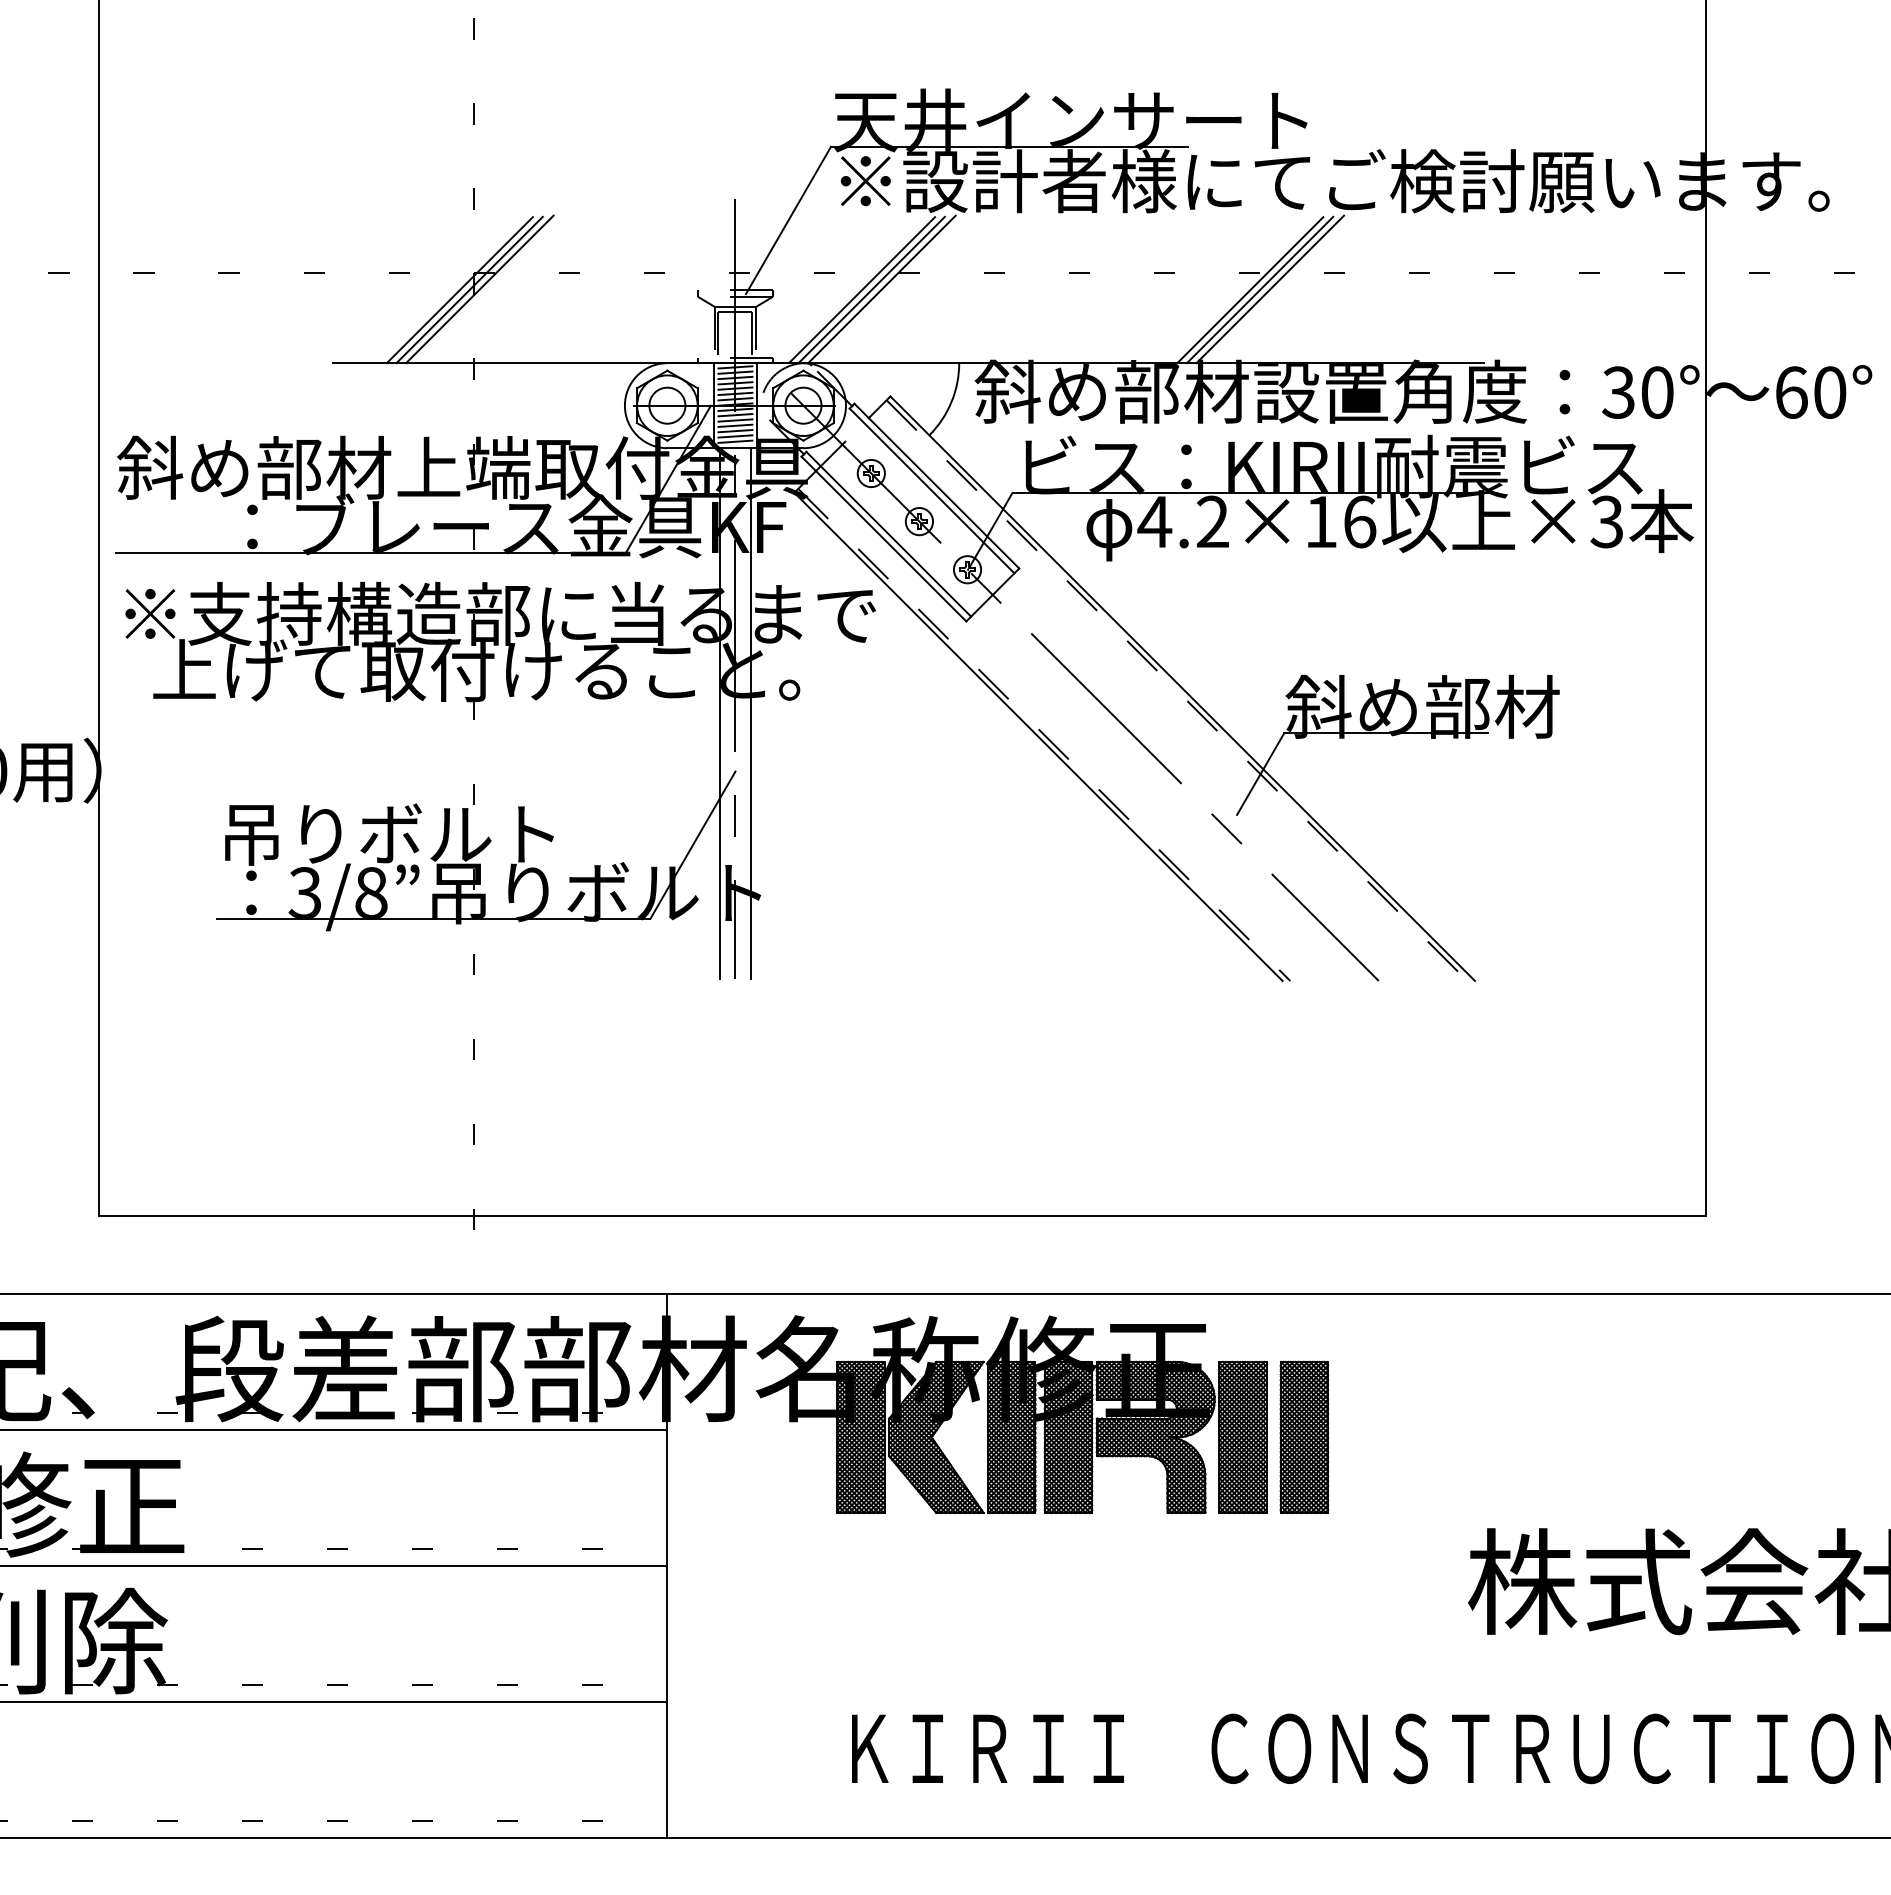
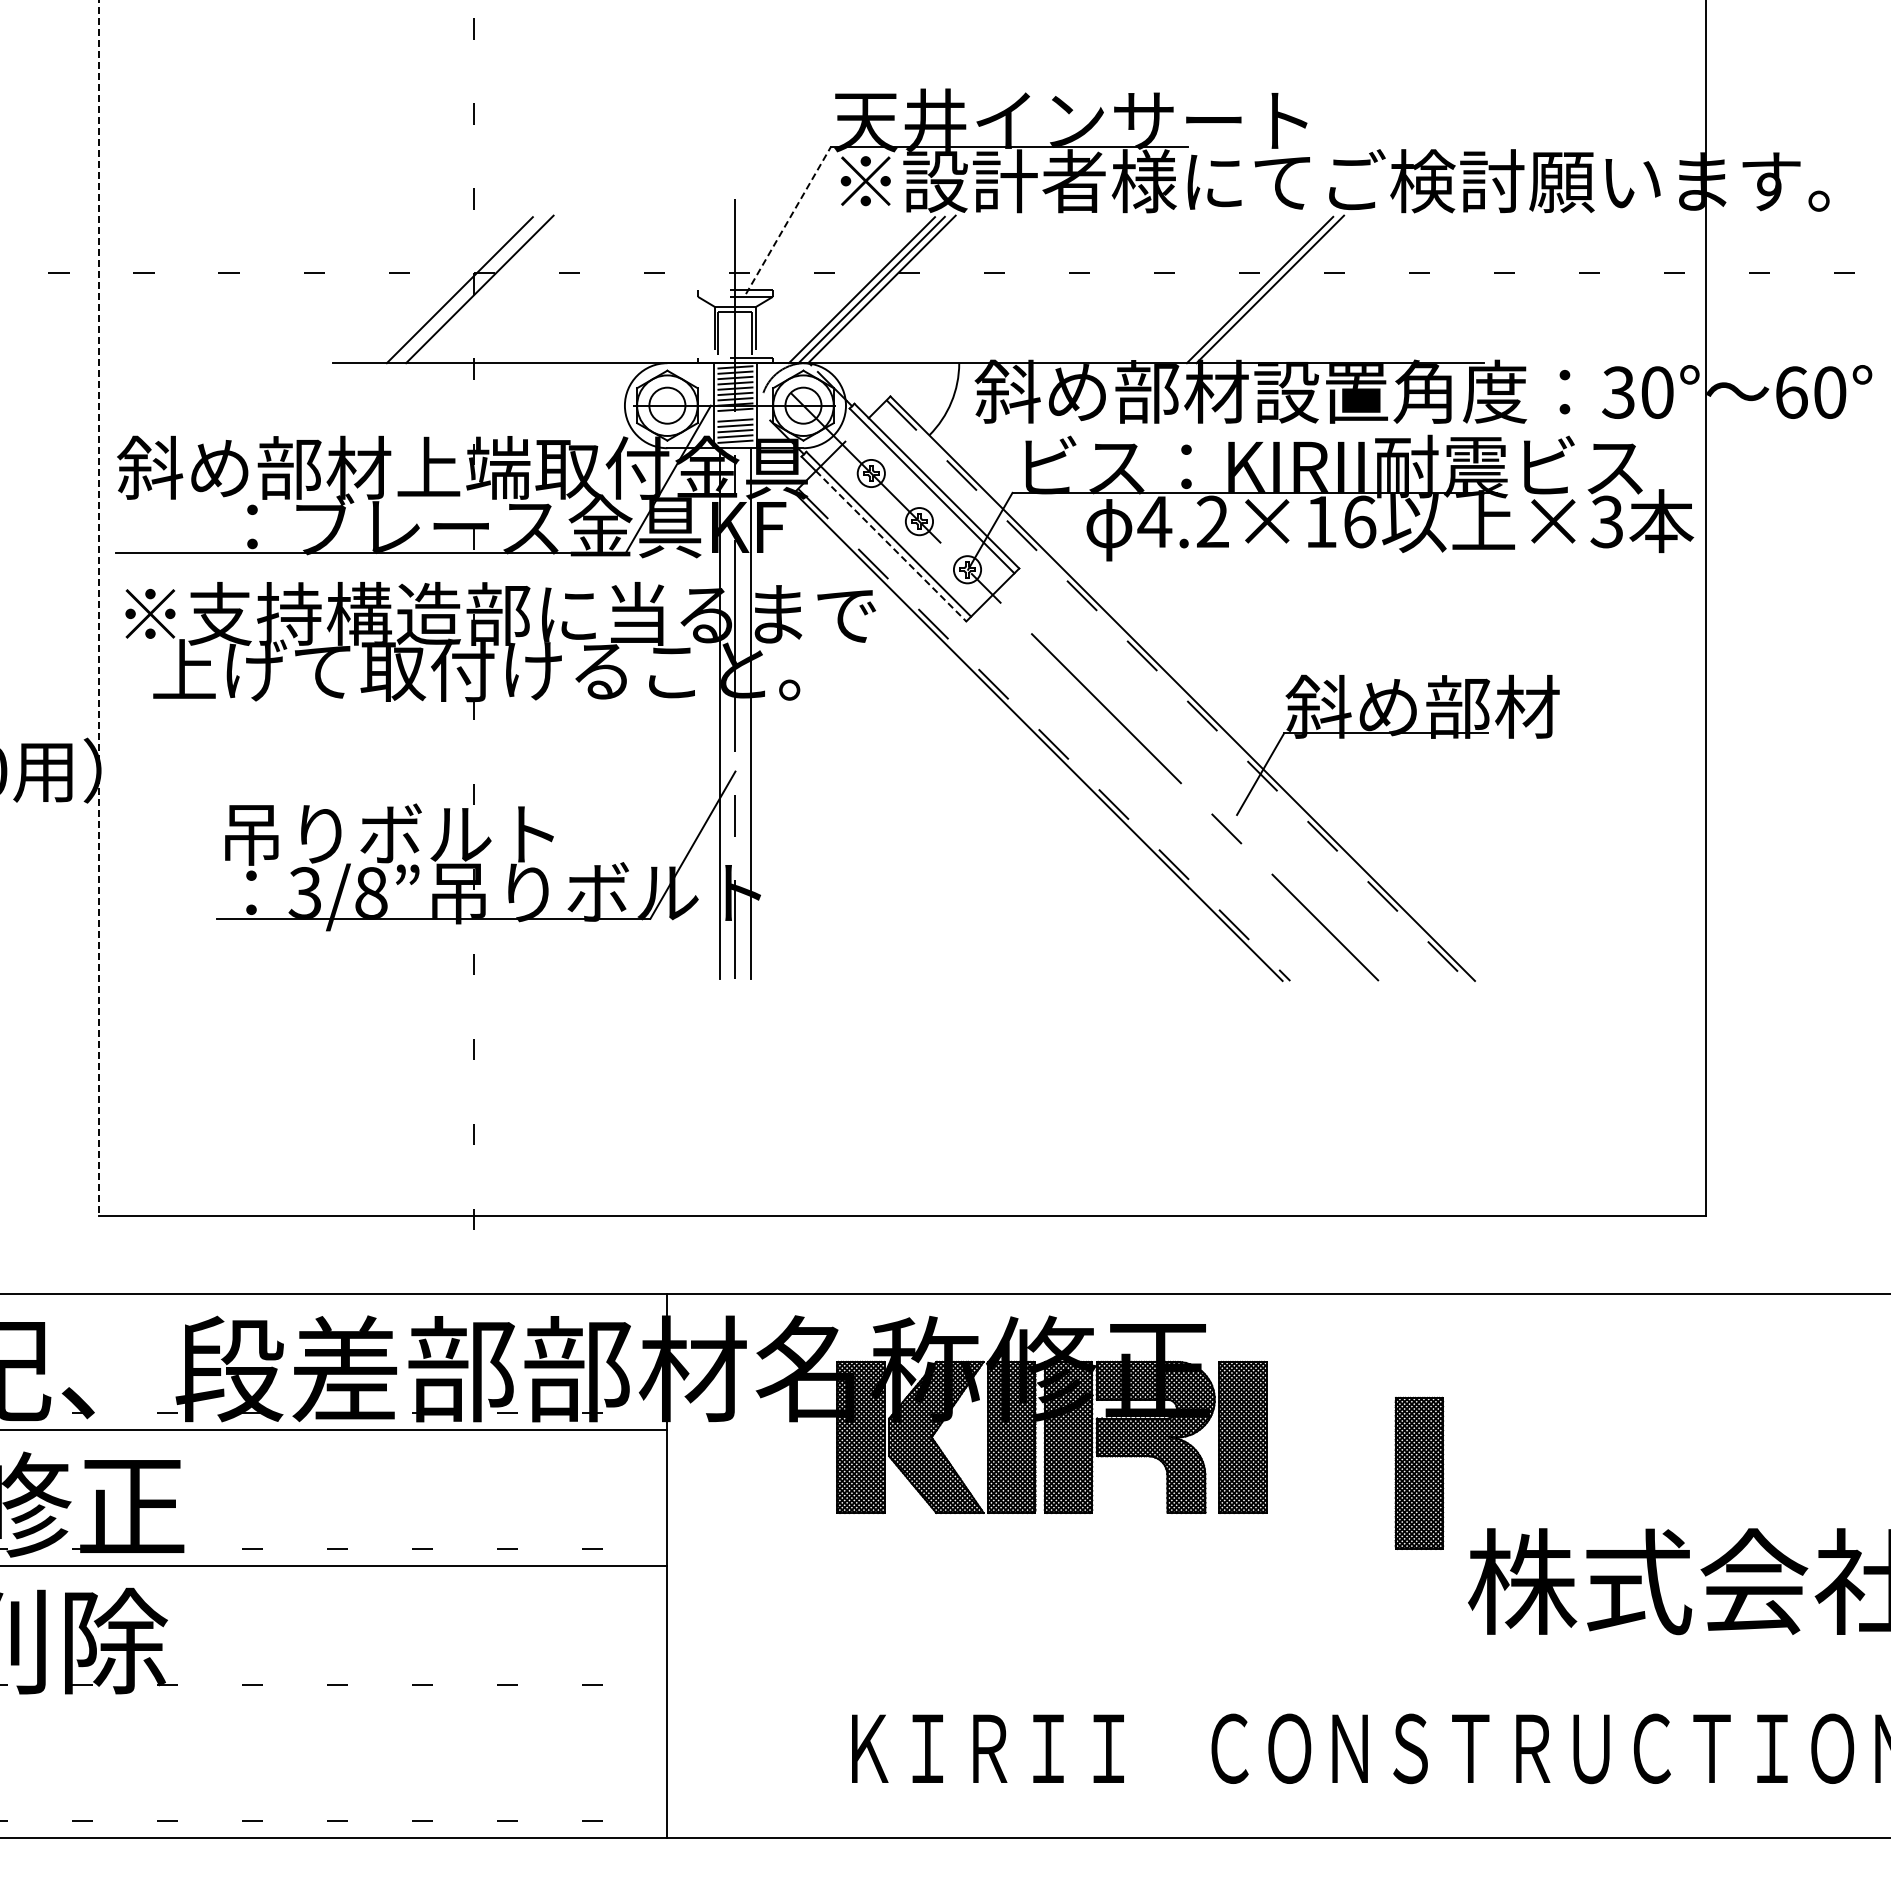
line: solid -> dashed (788, 219)
line: present -> none (469, 289)
line: present -> none (1250, 290)
line: present -> none (735, 415)
line: solid -> dashed (891, 546)
line: solid -> dashed (99, 608)
part position: (1304, 1436) -> (1419, 1472) (1419, 1472)
line: present -> none (334, 1702)
